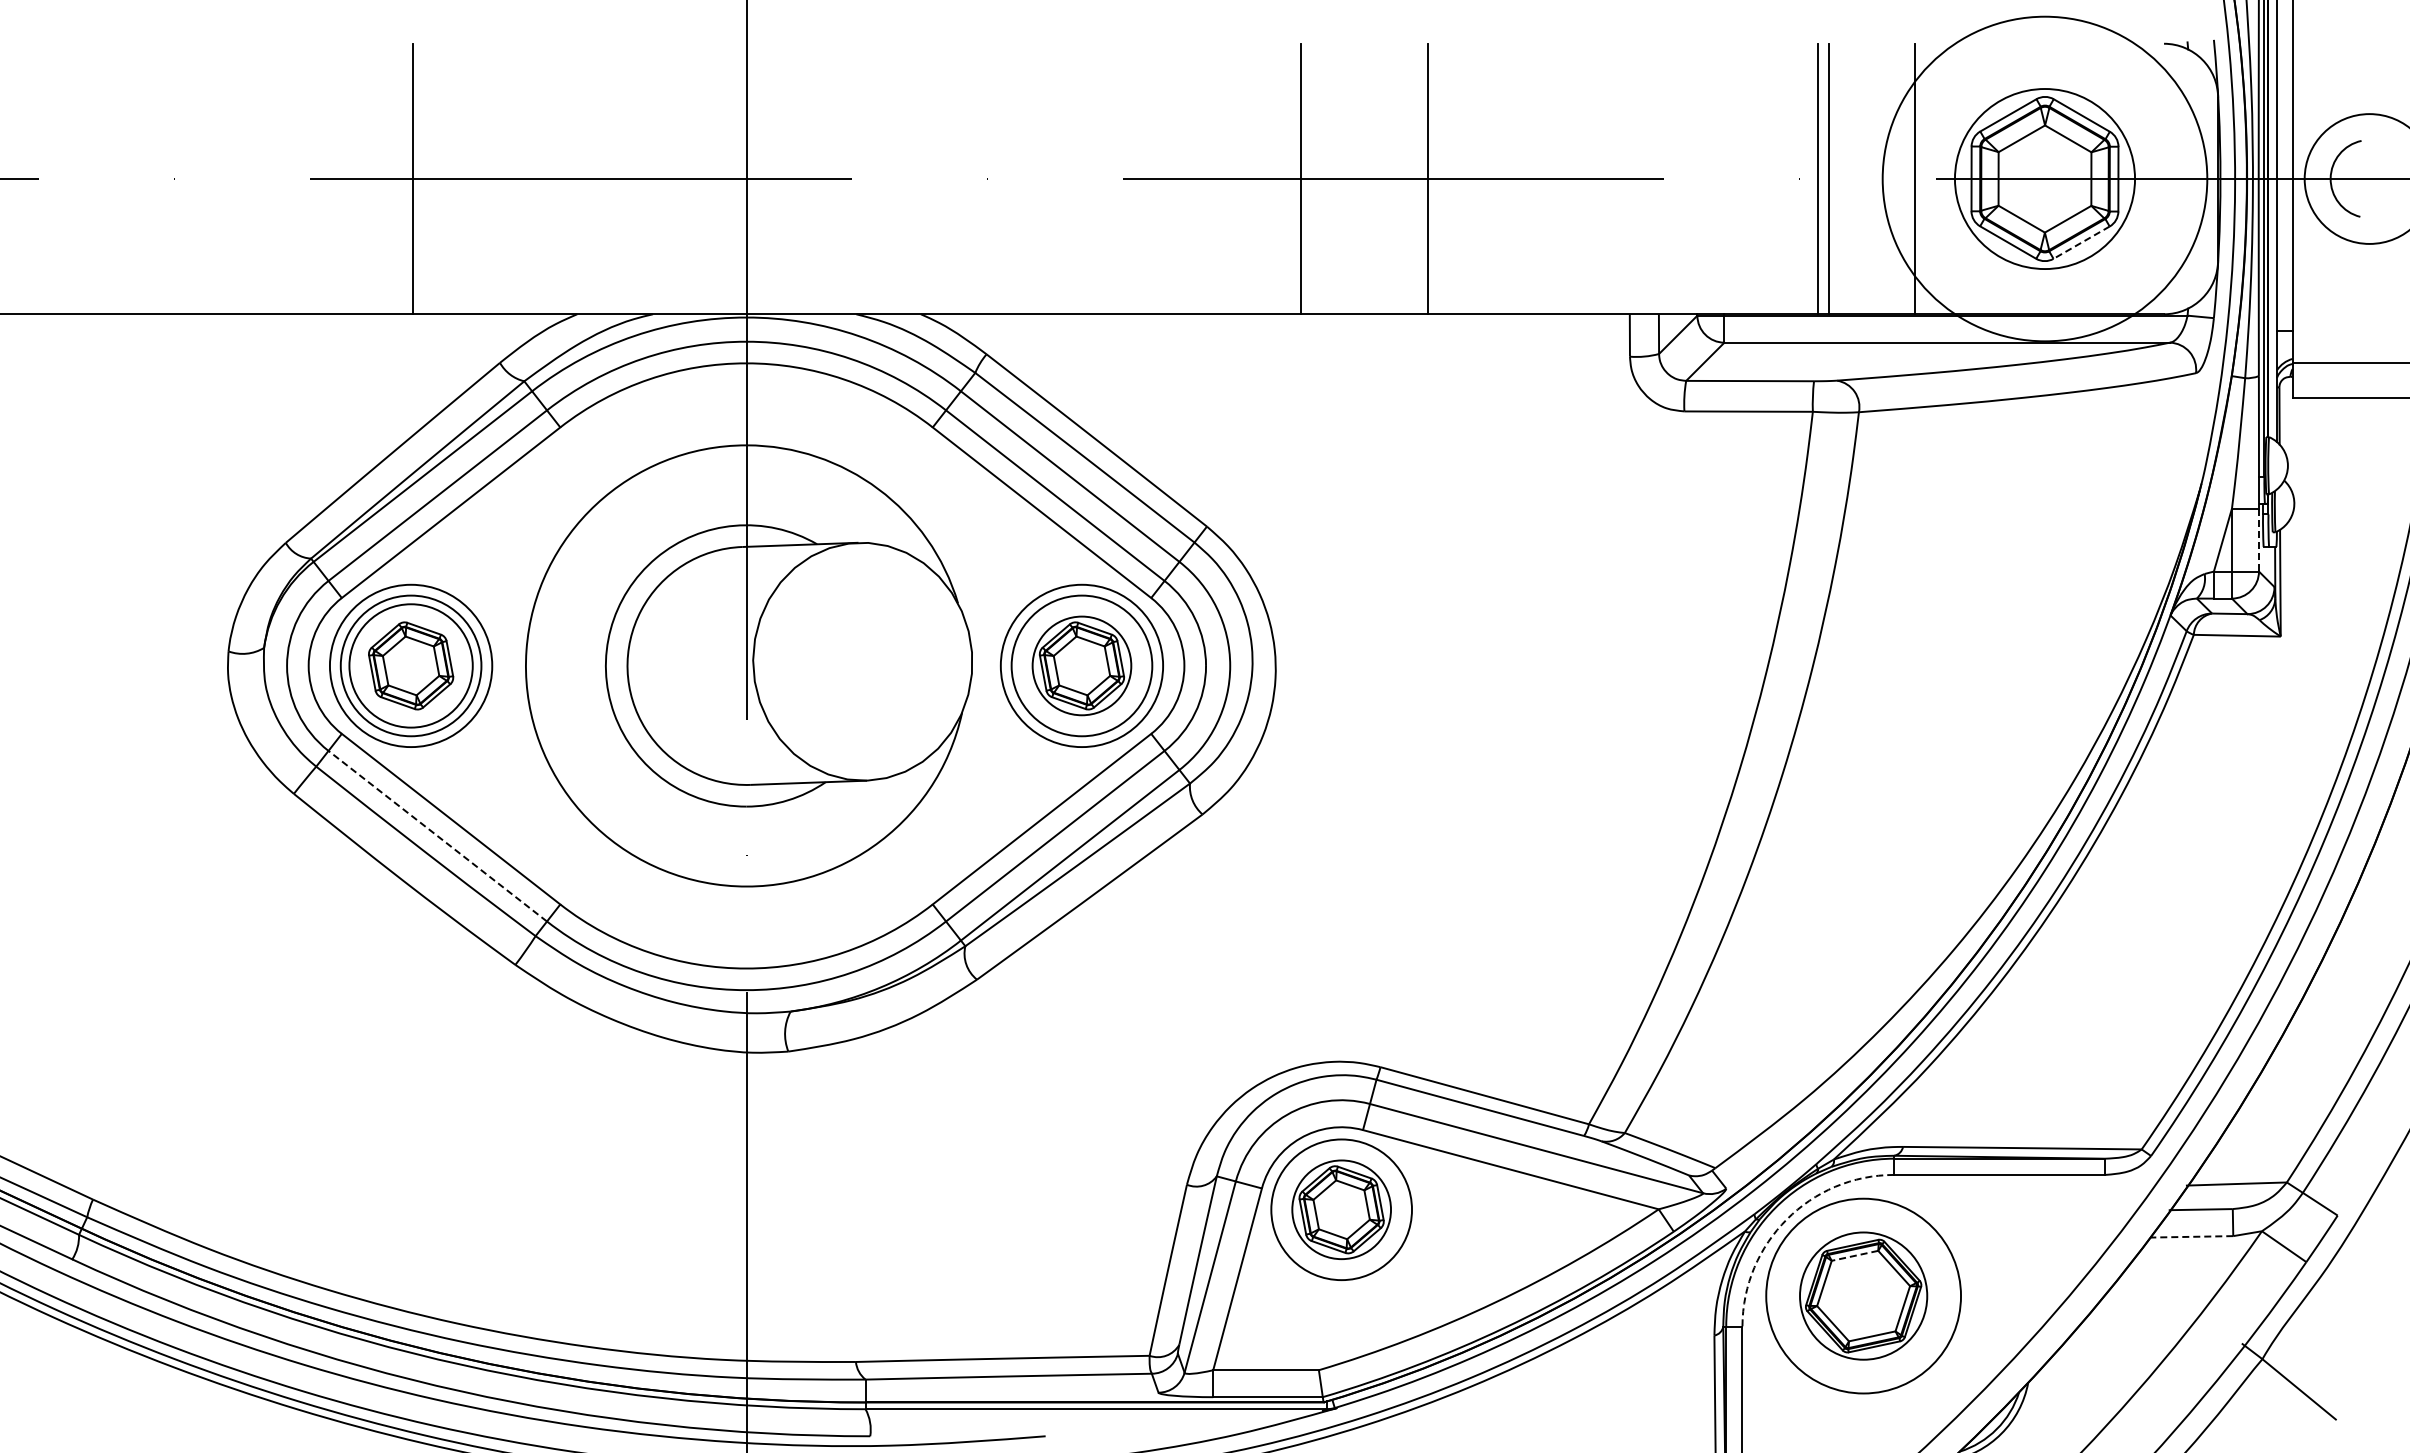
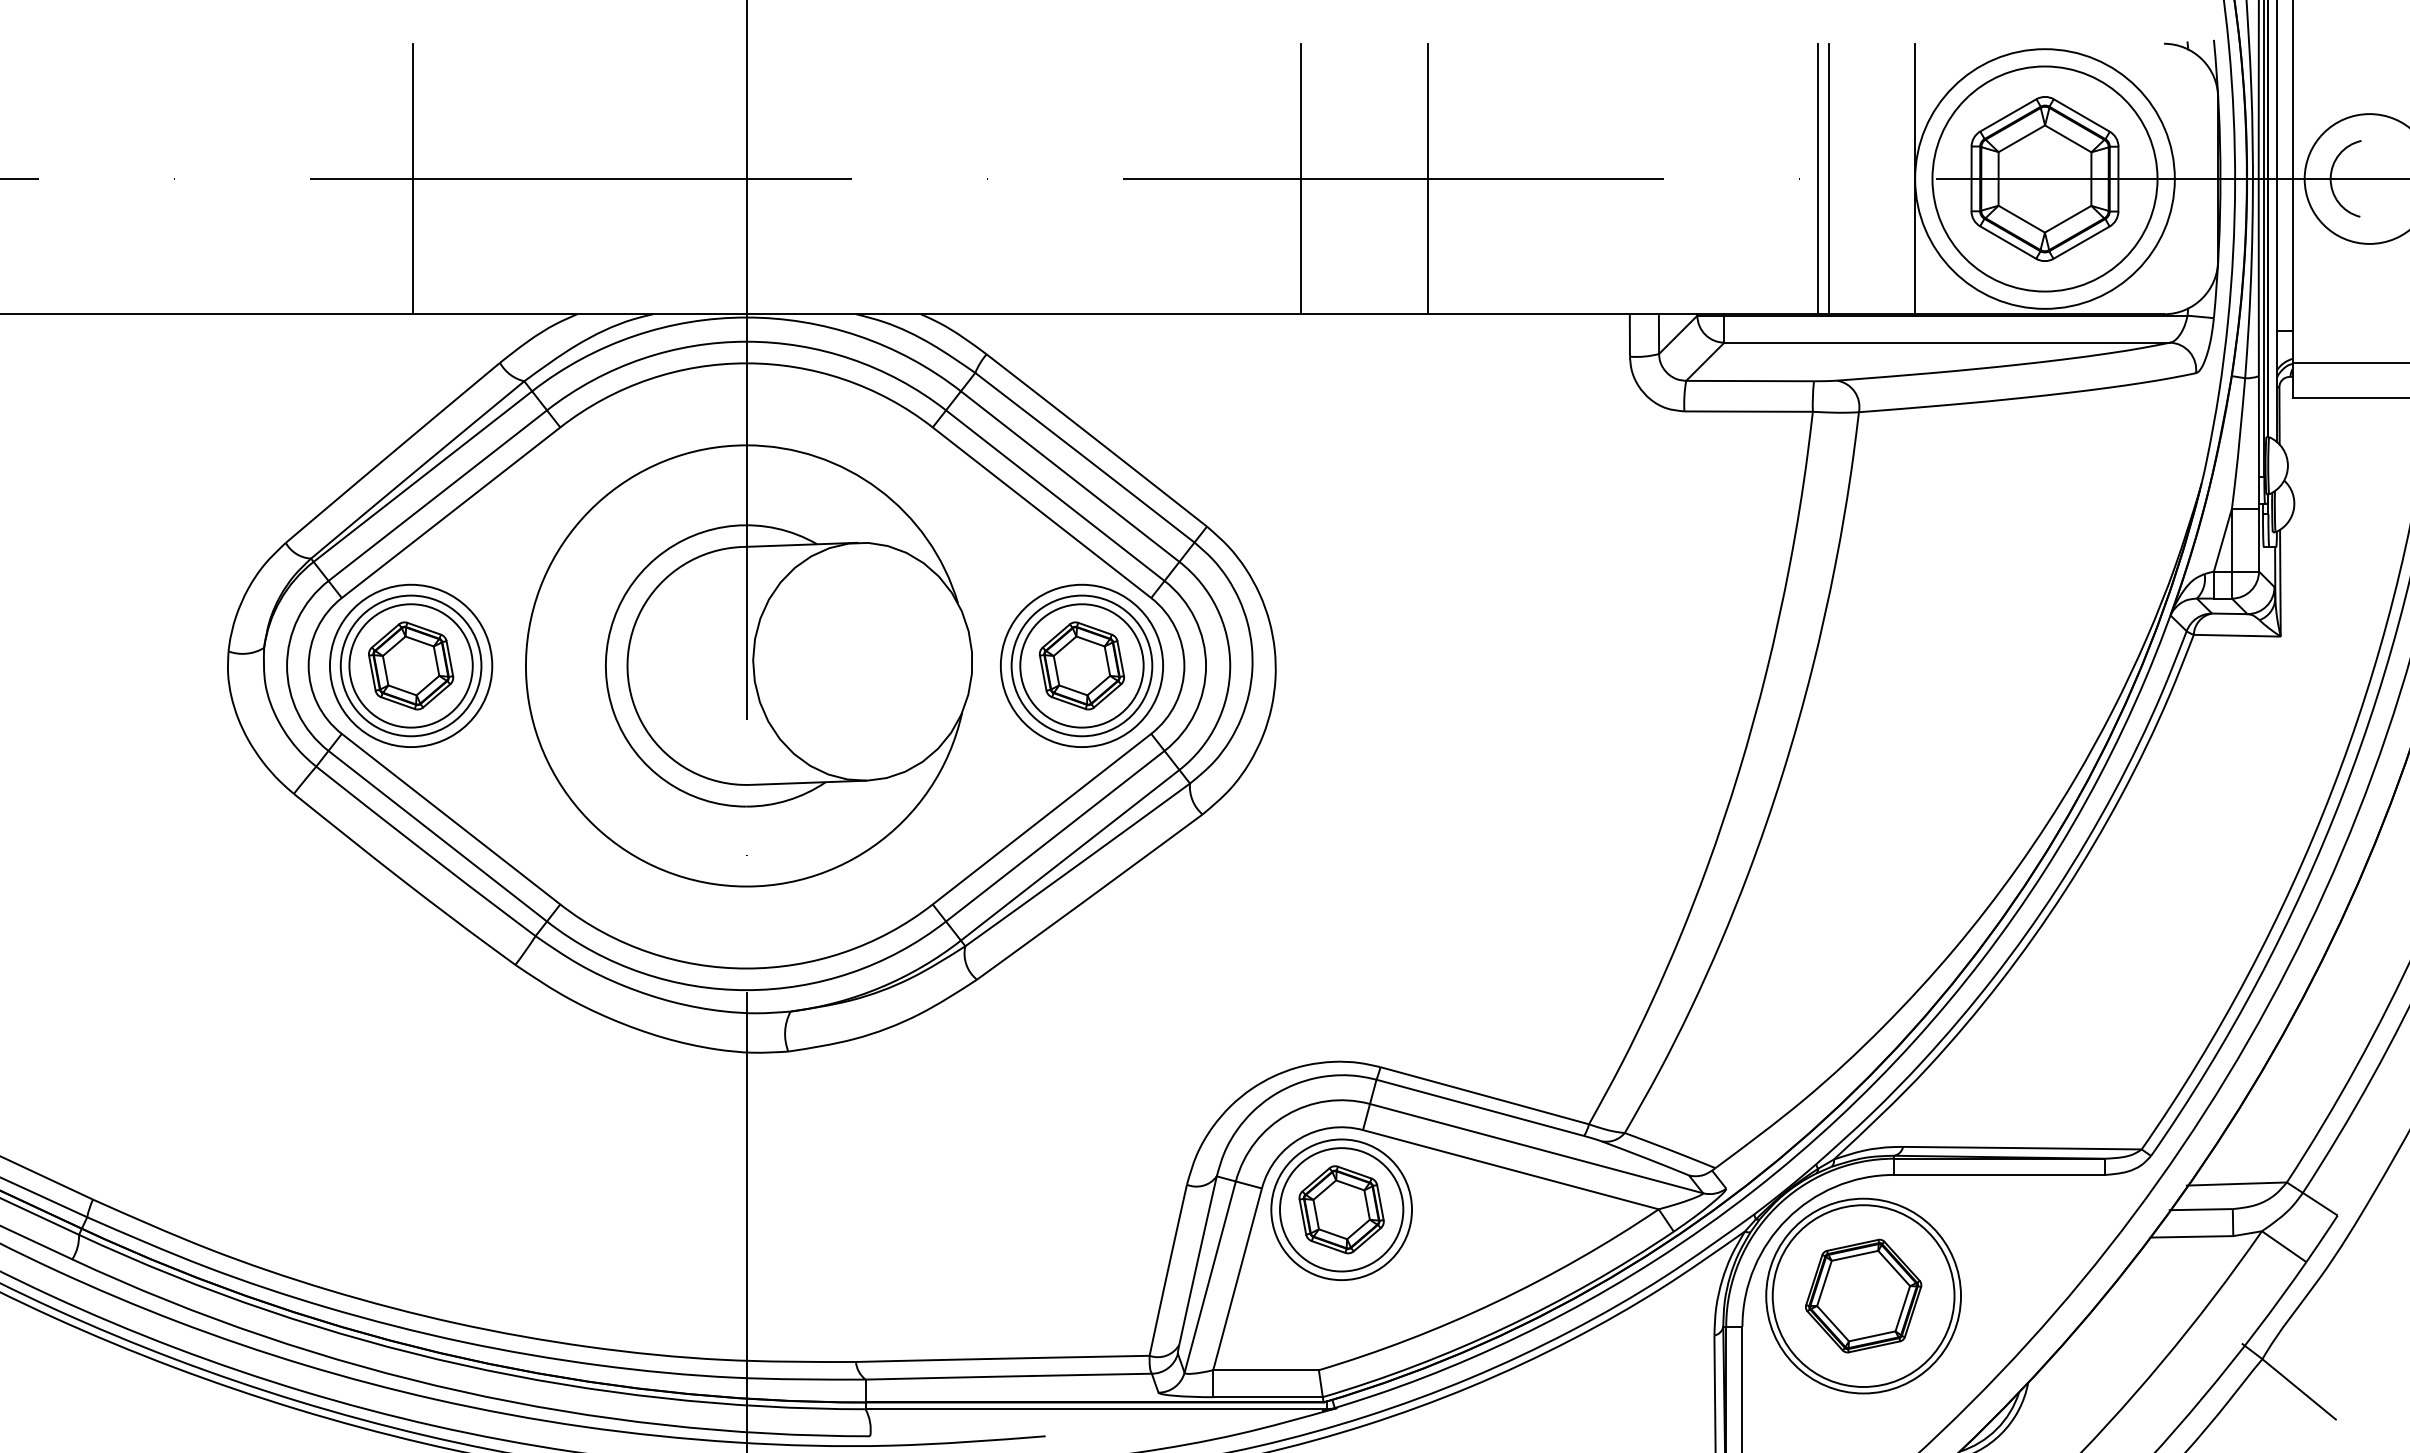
circle diameter: 325 px -> 260 px (2044, 178)
circle diameter: 180 px -> 225 px (2044, 178)
line: dashed -> solid (2081, 242)
line: dashed -> solid (2258, 540)
circle diameter: 99 px -> 123 px (1081, 665)
line: dashed -> solid (437, 836)
circle diameter: 99 px -> 123 px (1341, 1209)
arc: dashed -> solid (1786, 1219)
line: dashed -> solid (2191, 1236)
line: dashed -> solid (1854, 1255)
circle diameter: 127 px -> 182 px (1863, 1296)
